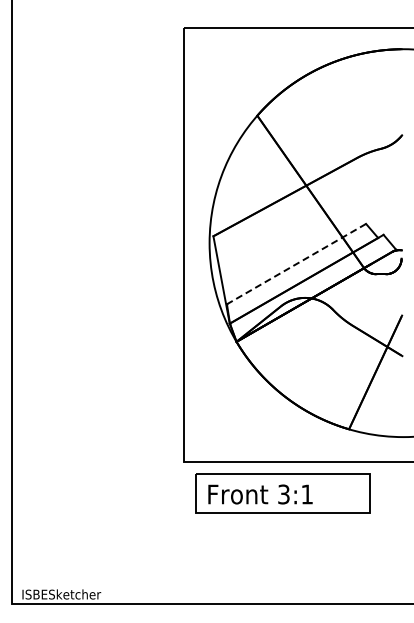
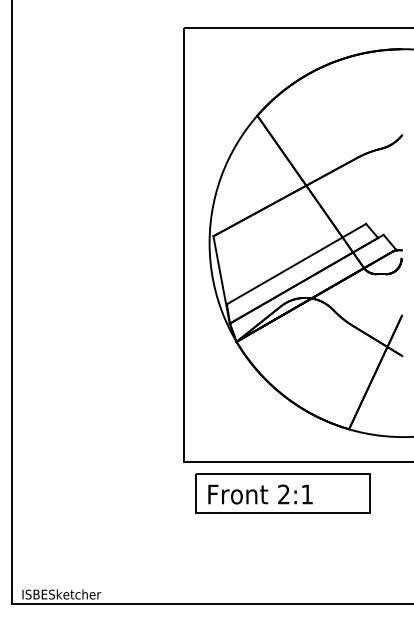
line: dashed -> solid (296, 264)
text: 3:1 -> 2:1 (283, 494)
